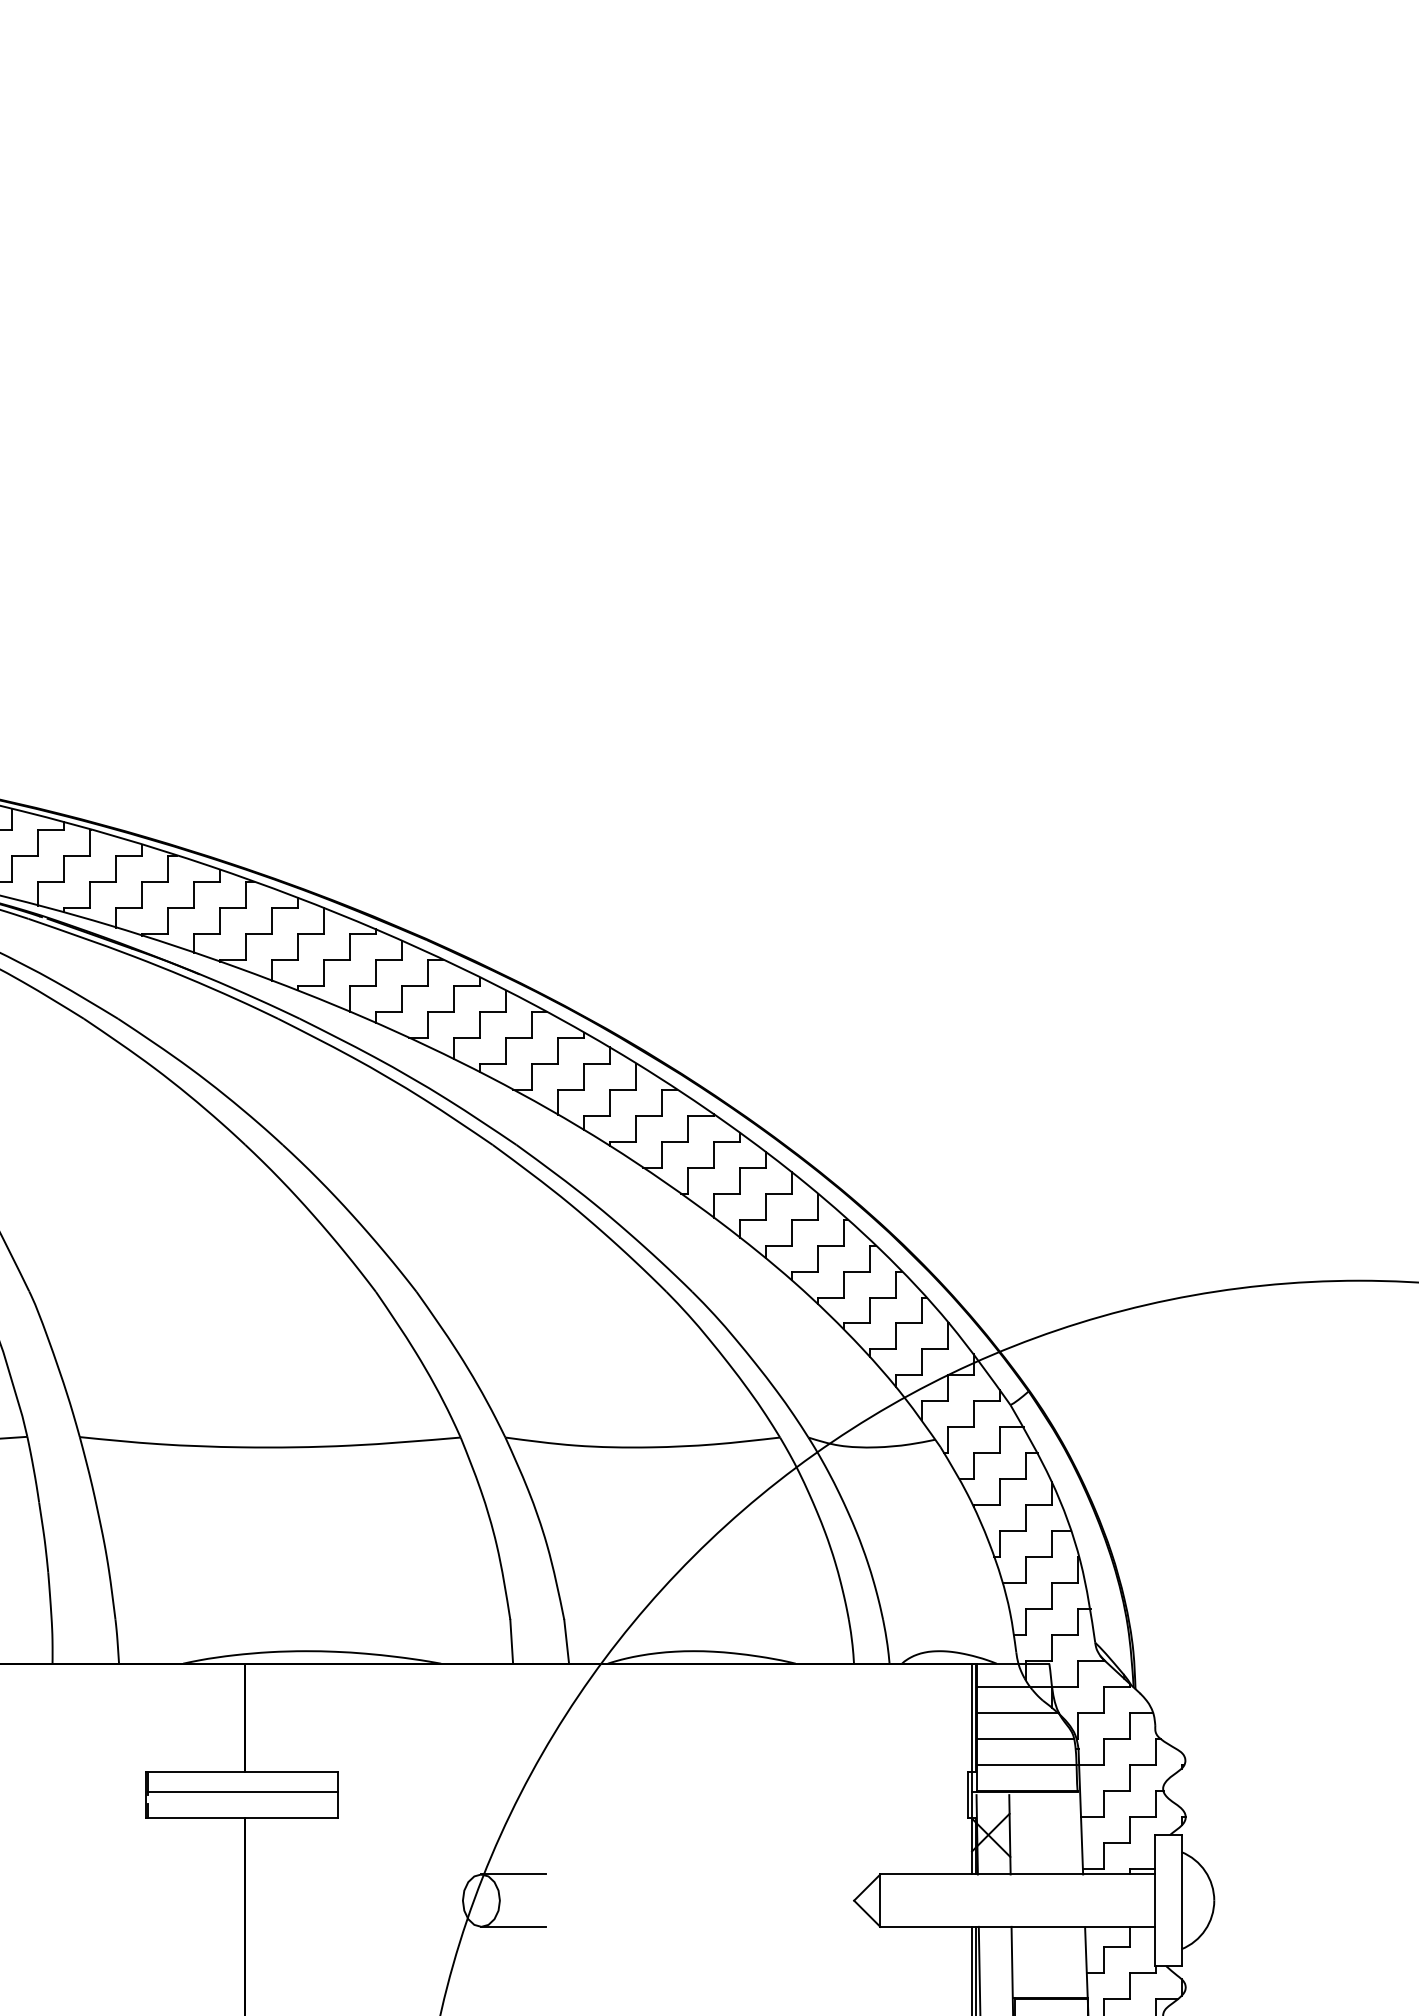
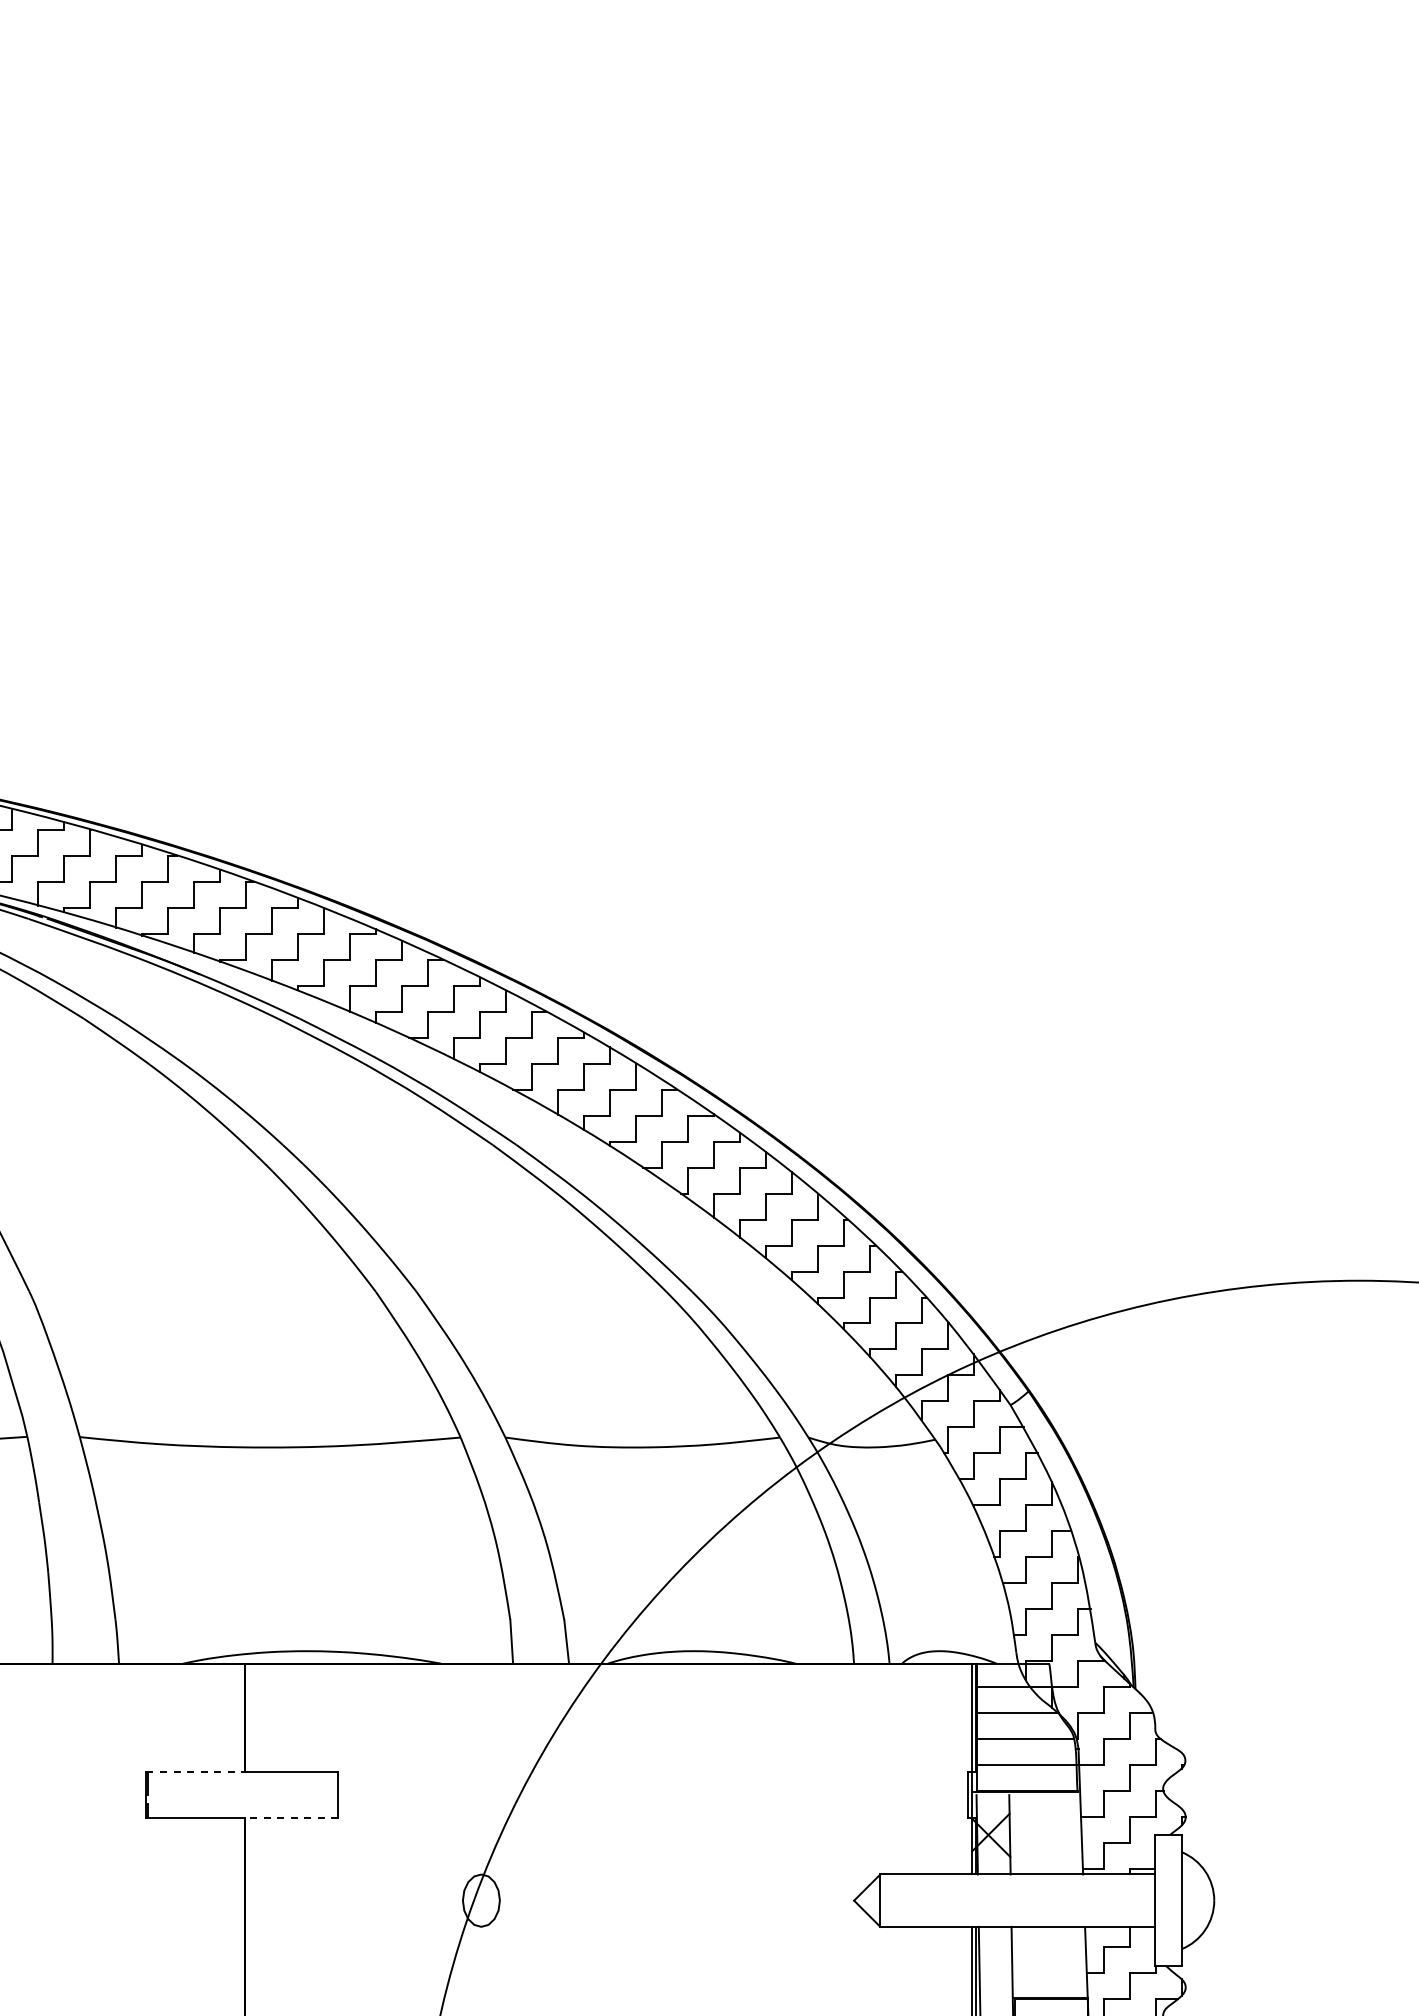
line: solid -> dashed (196, 1772)
line: present -> none (243, 1792)
line: solid -> dashed (291, 1818)
line: present -> none (513, 1874)
line: present -> none (513, 1926)
